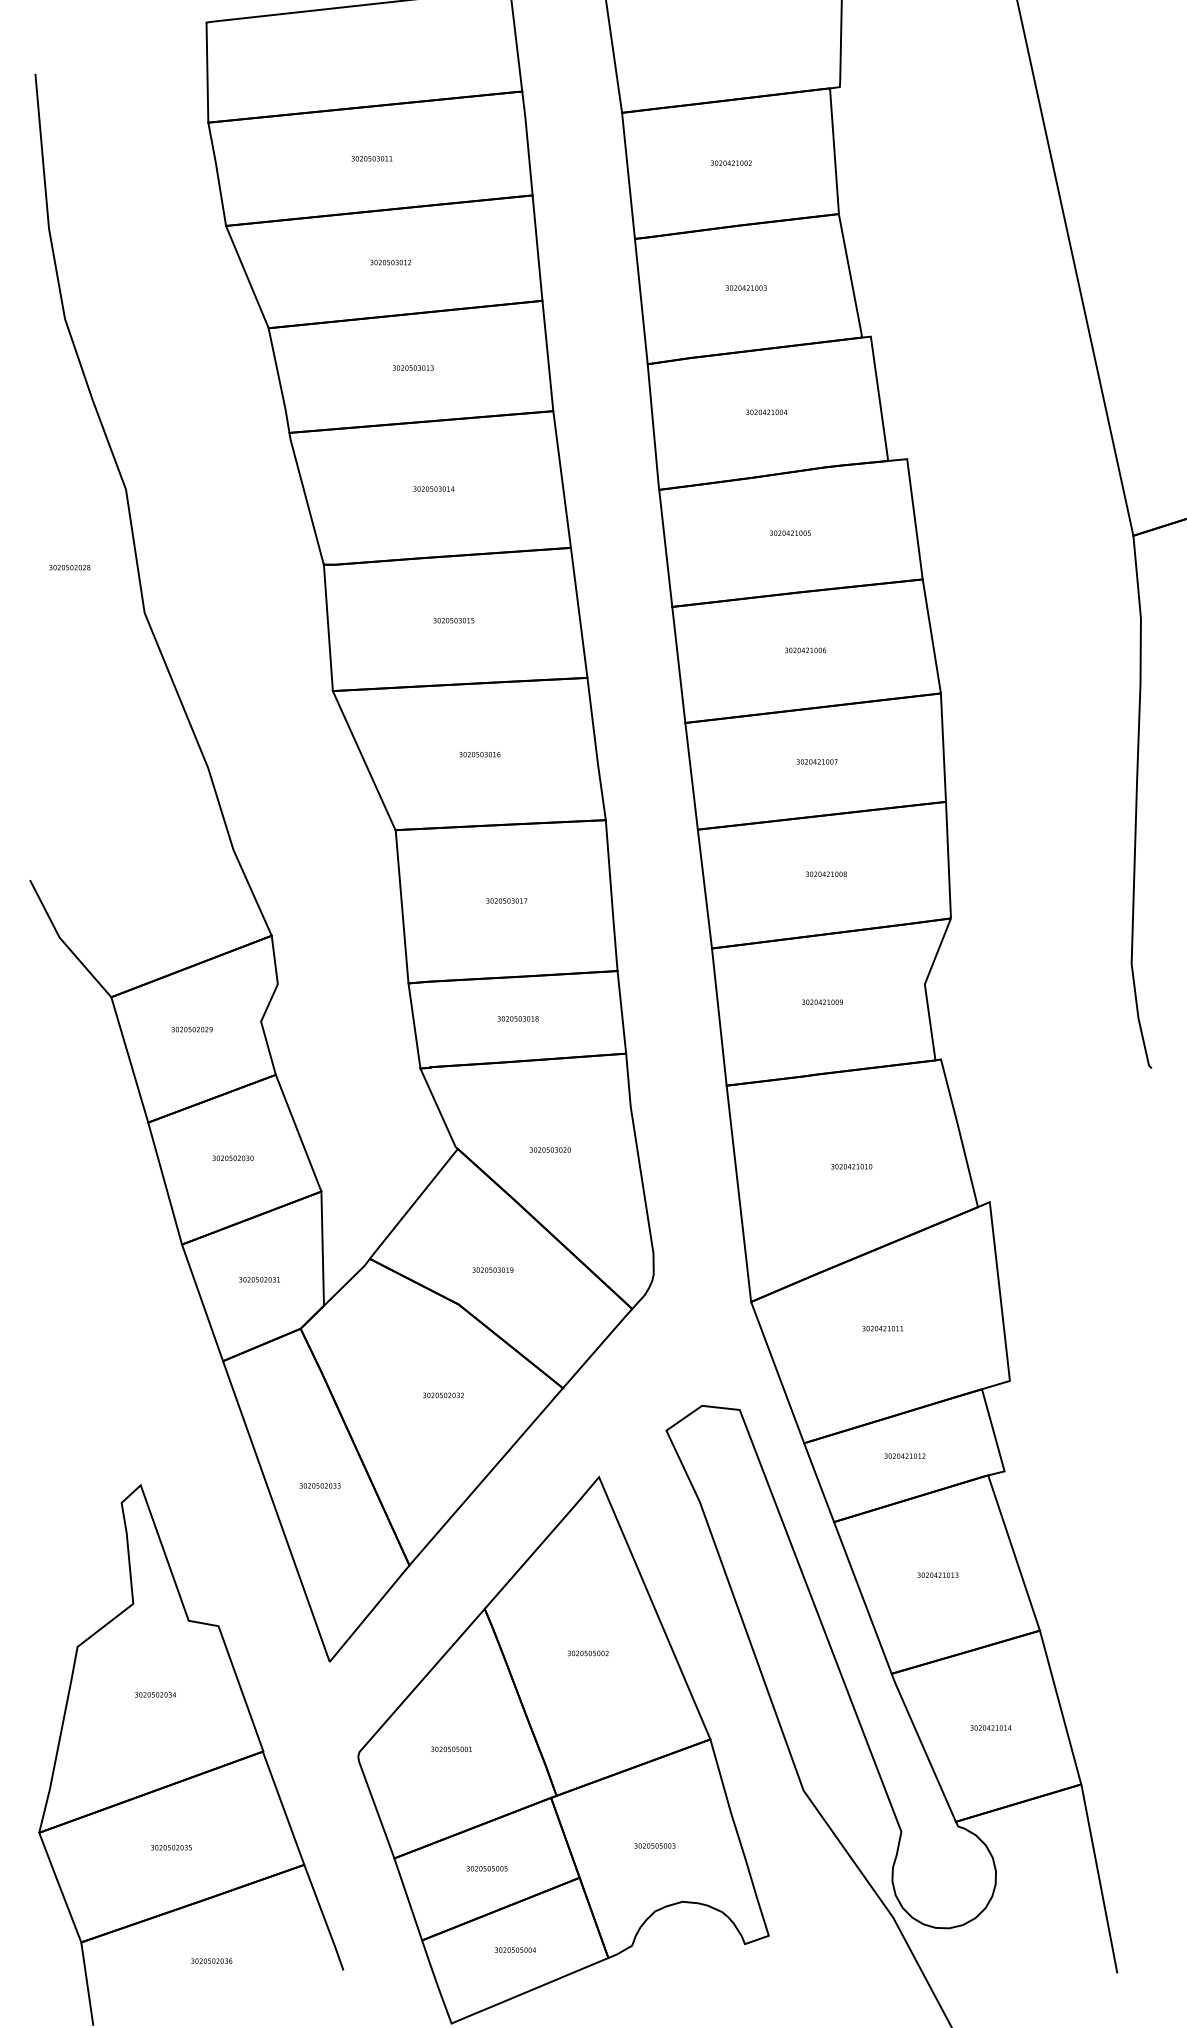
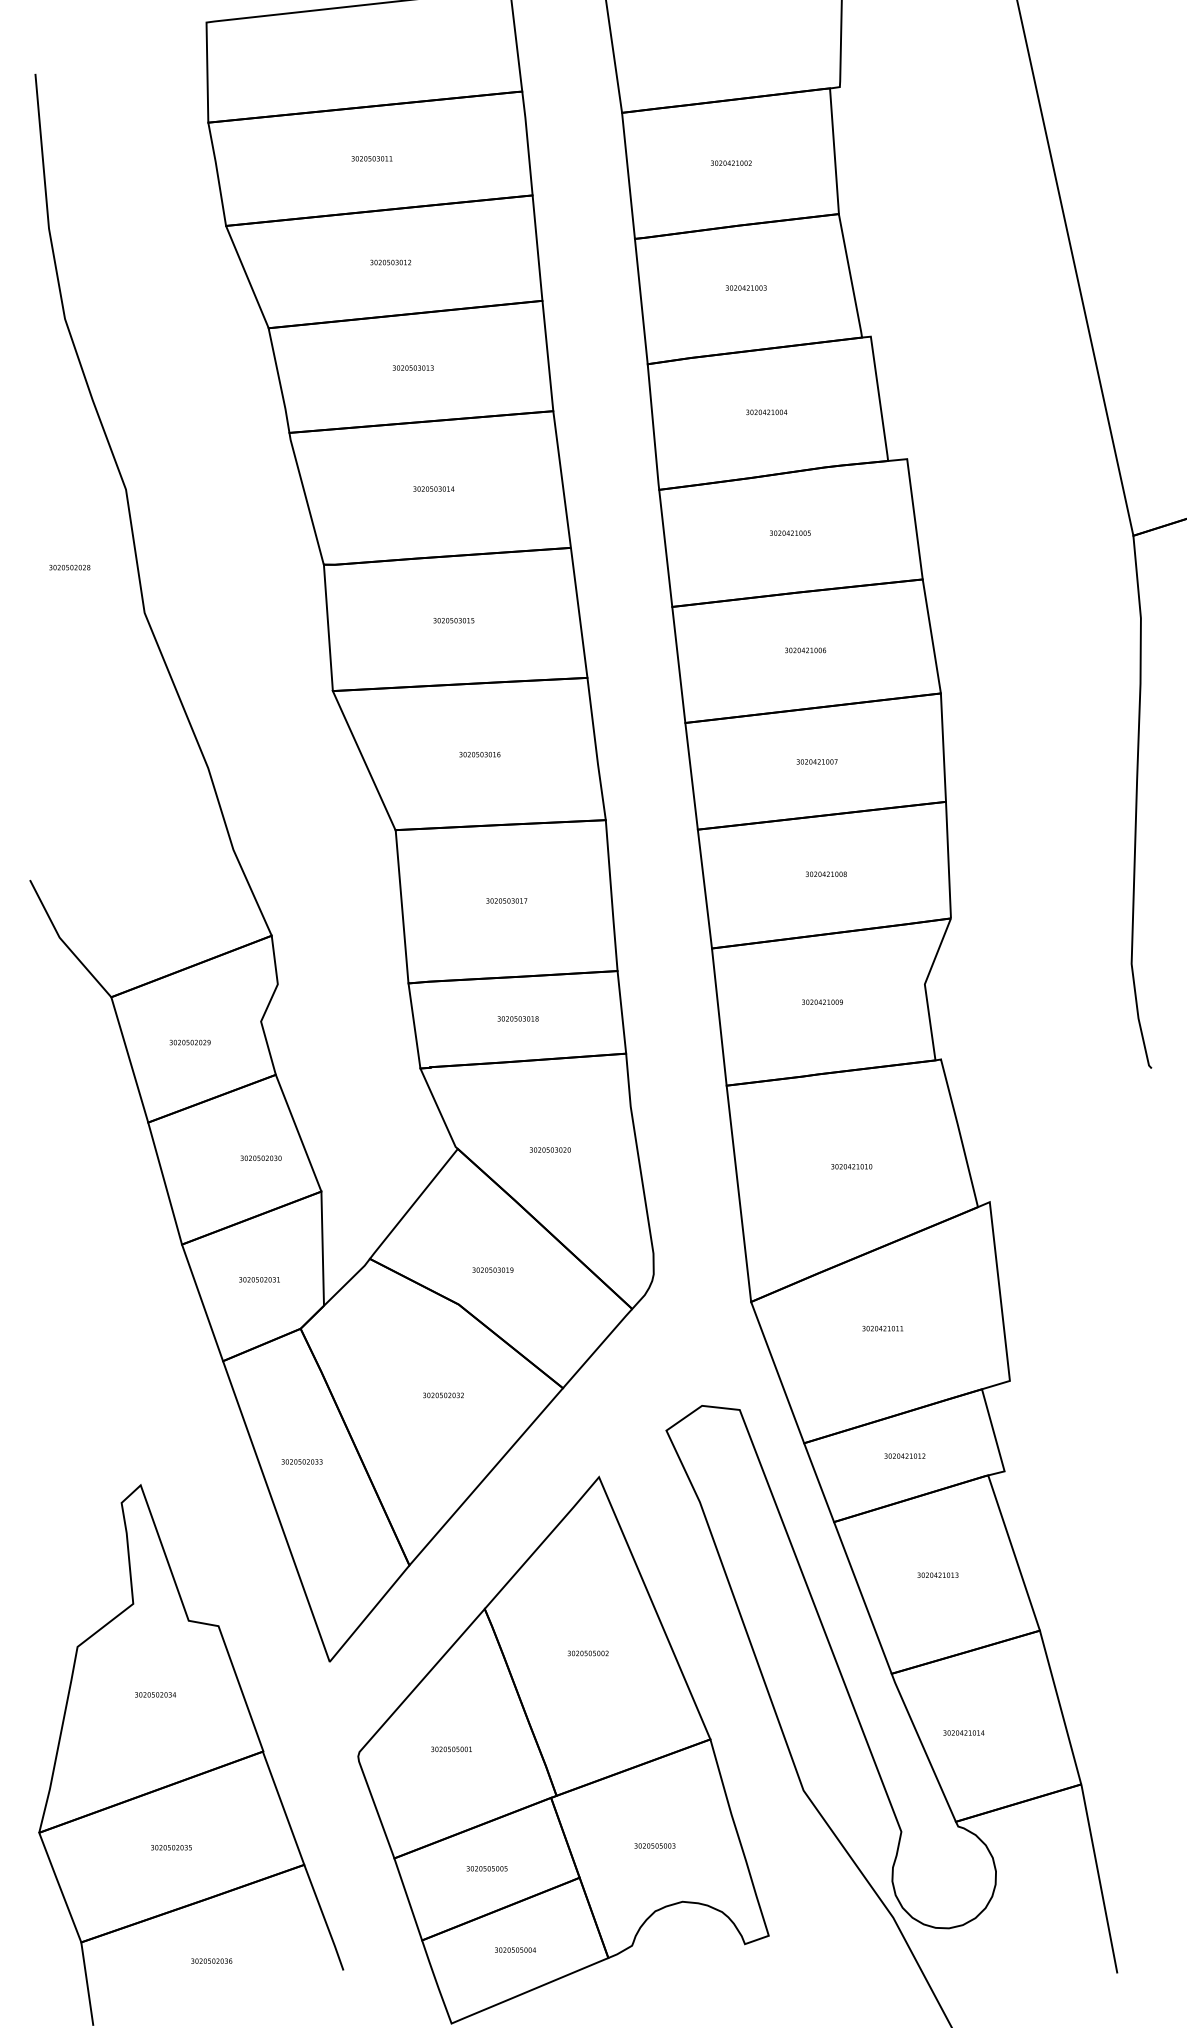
text position: (191, 1029) -> (189, 1042) (189, 1042)
text position: (232, 1157) -> (260, 1157) (260, 1157)
text position: (319, 1485) -> (301, 1461) (301, 1461)
text position: (990, 1727) -> (963, 1732) (963, 1732)
